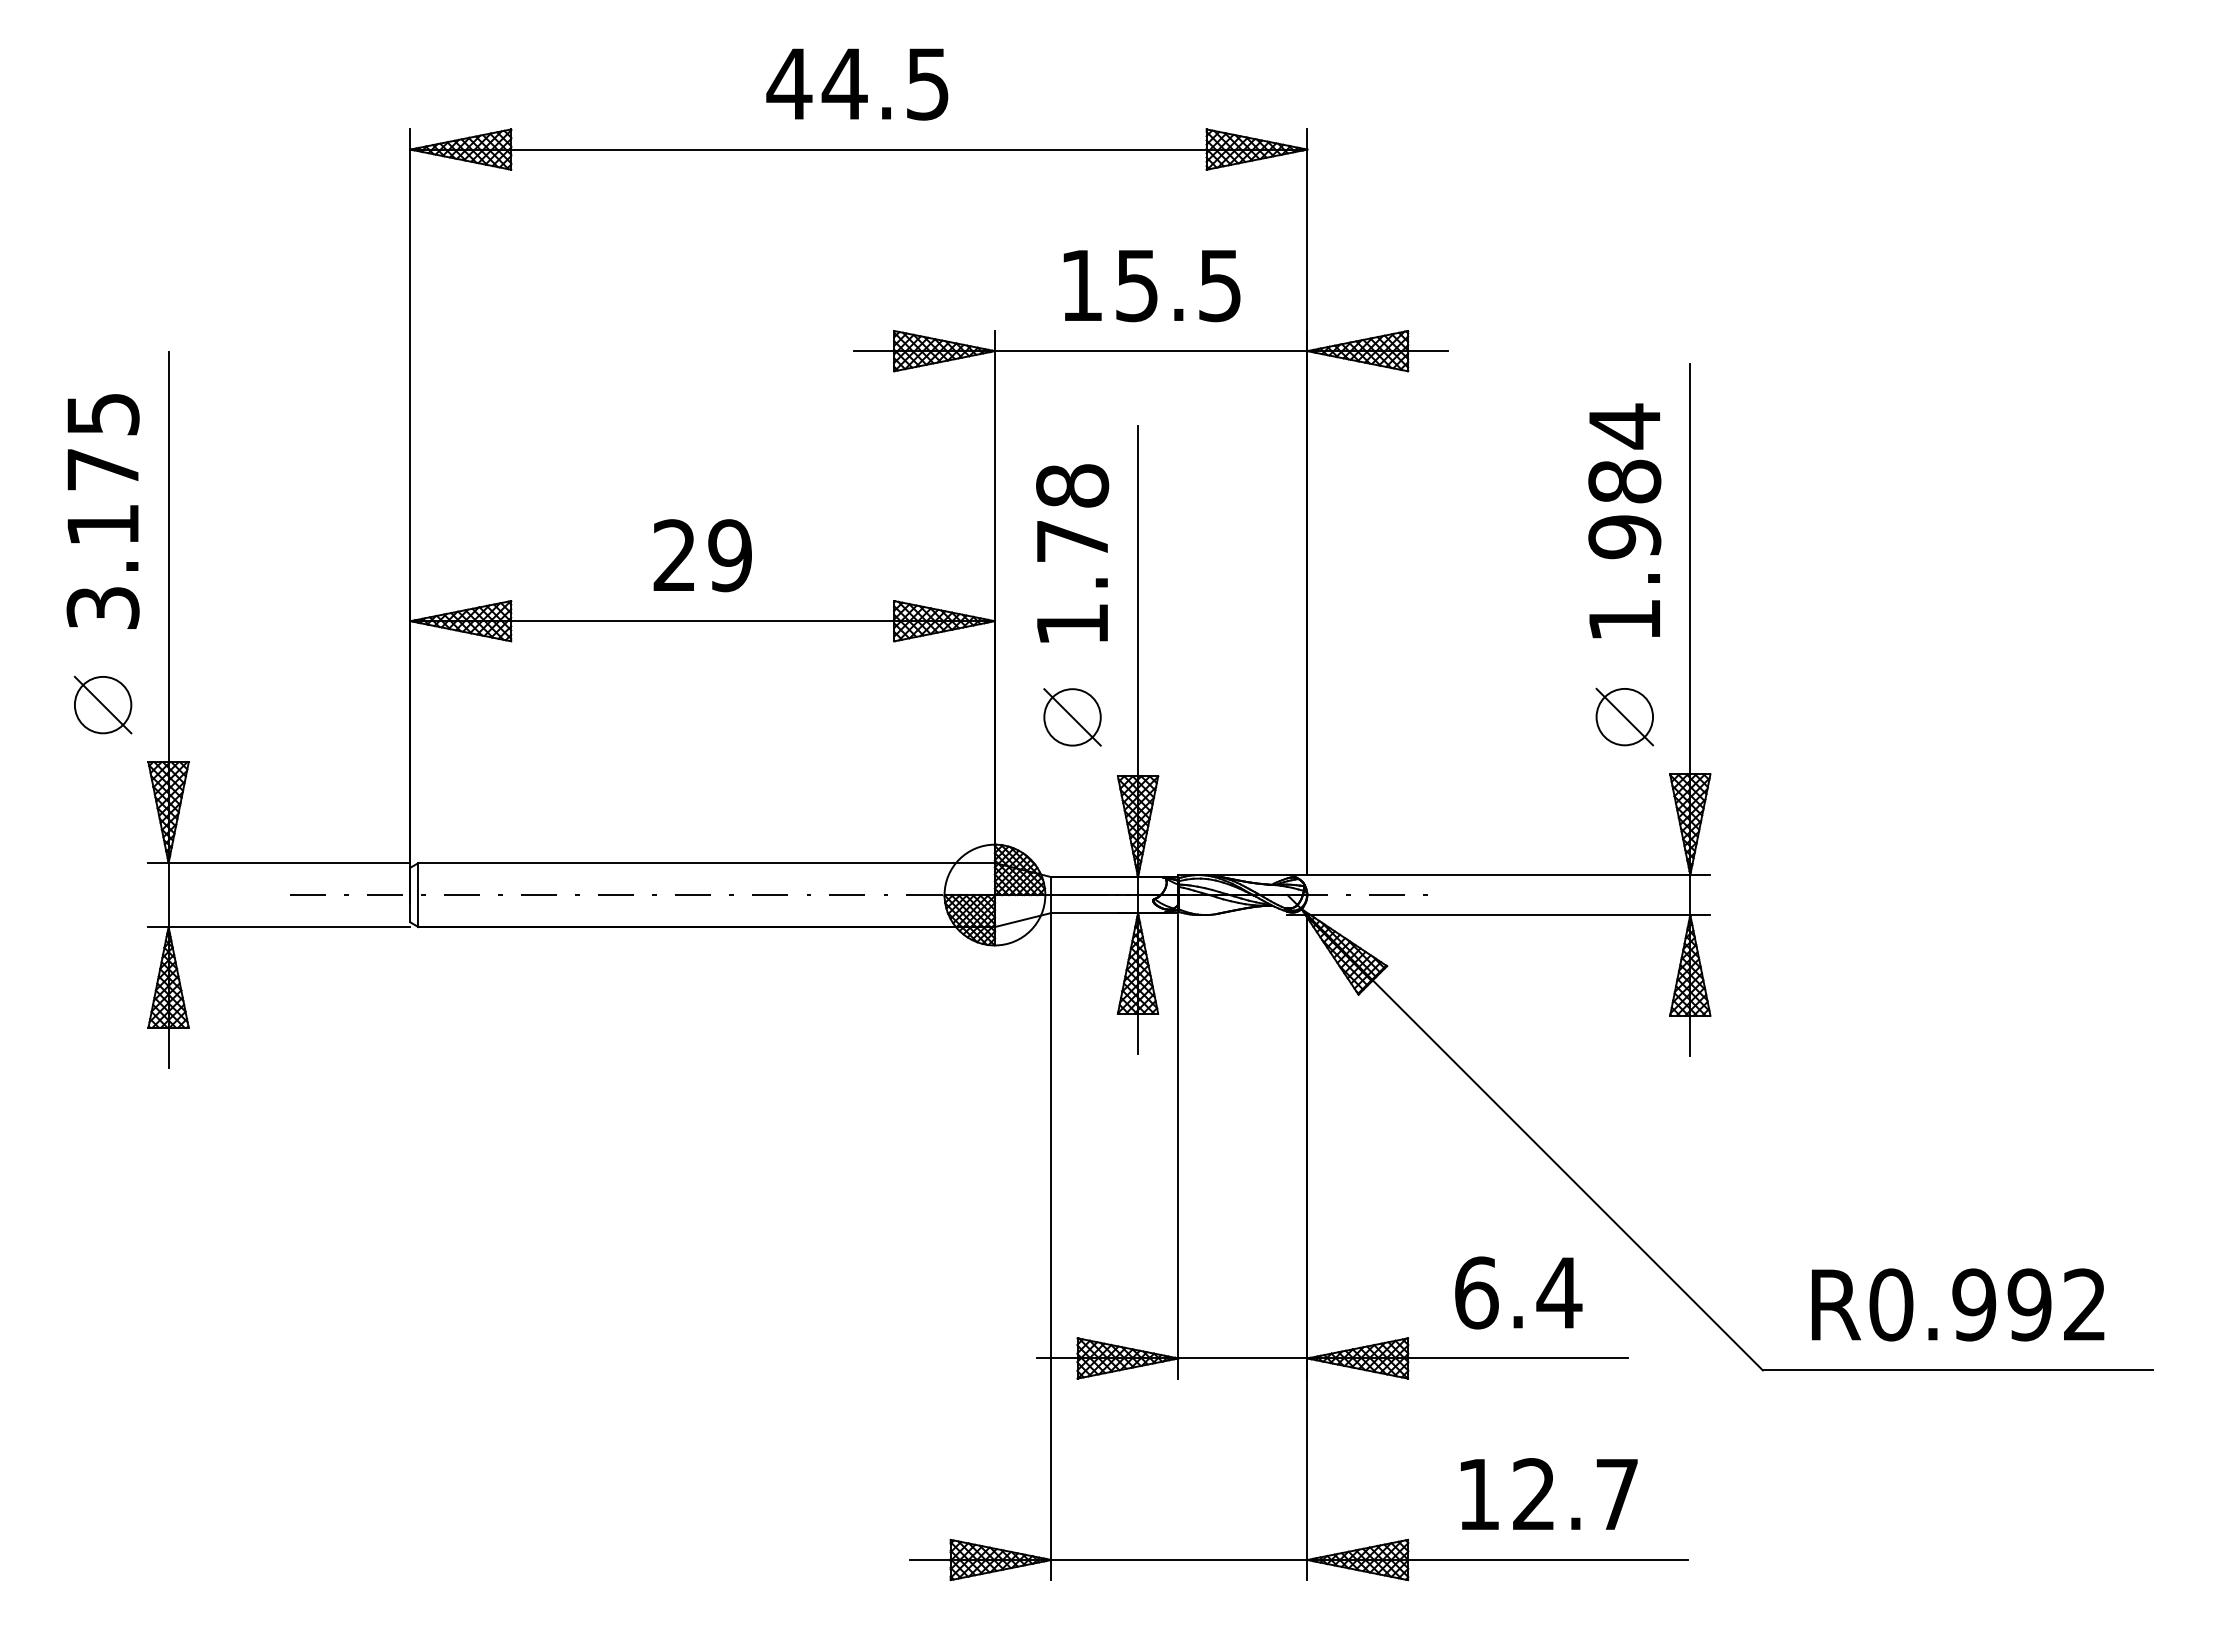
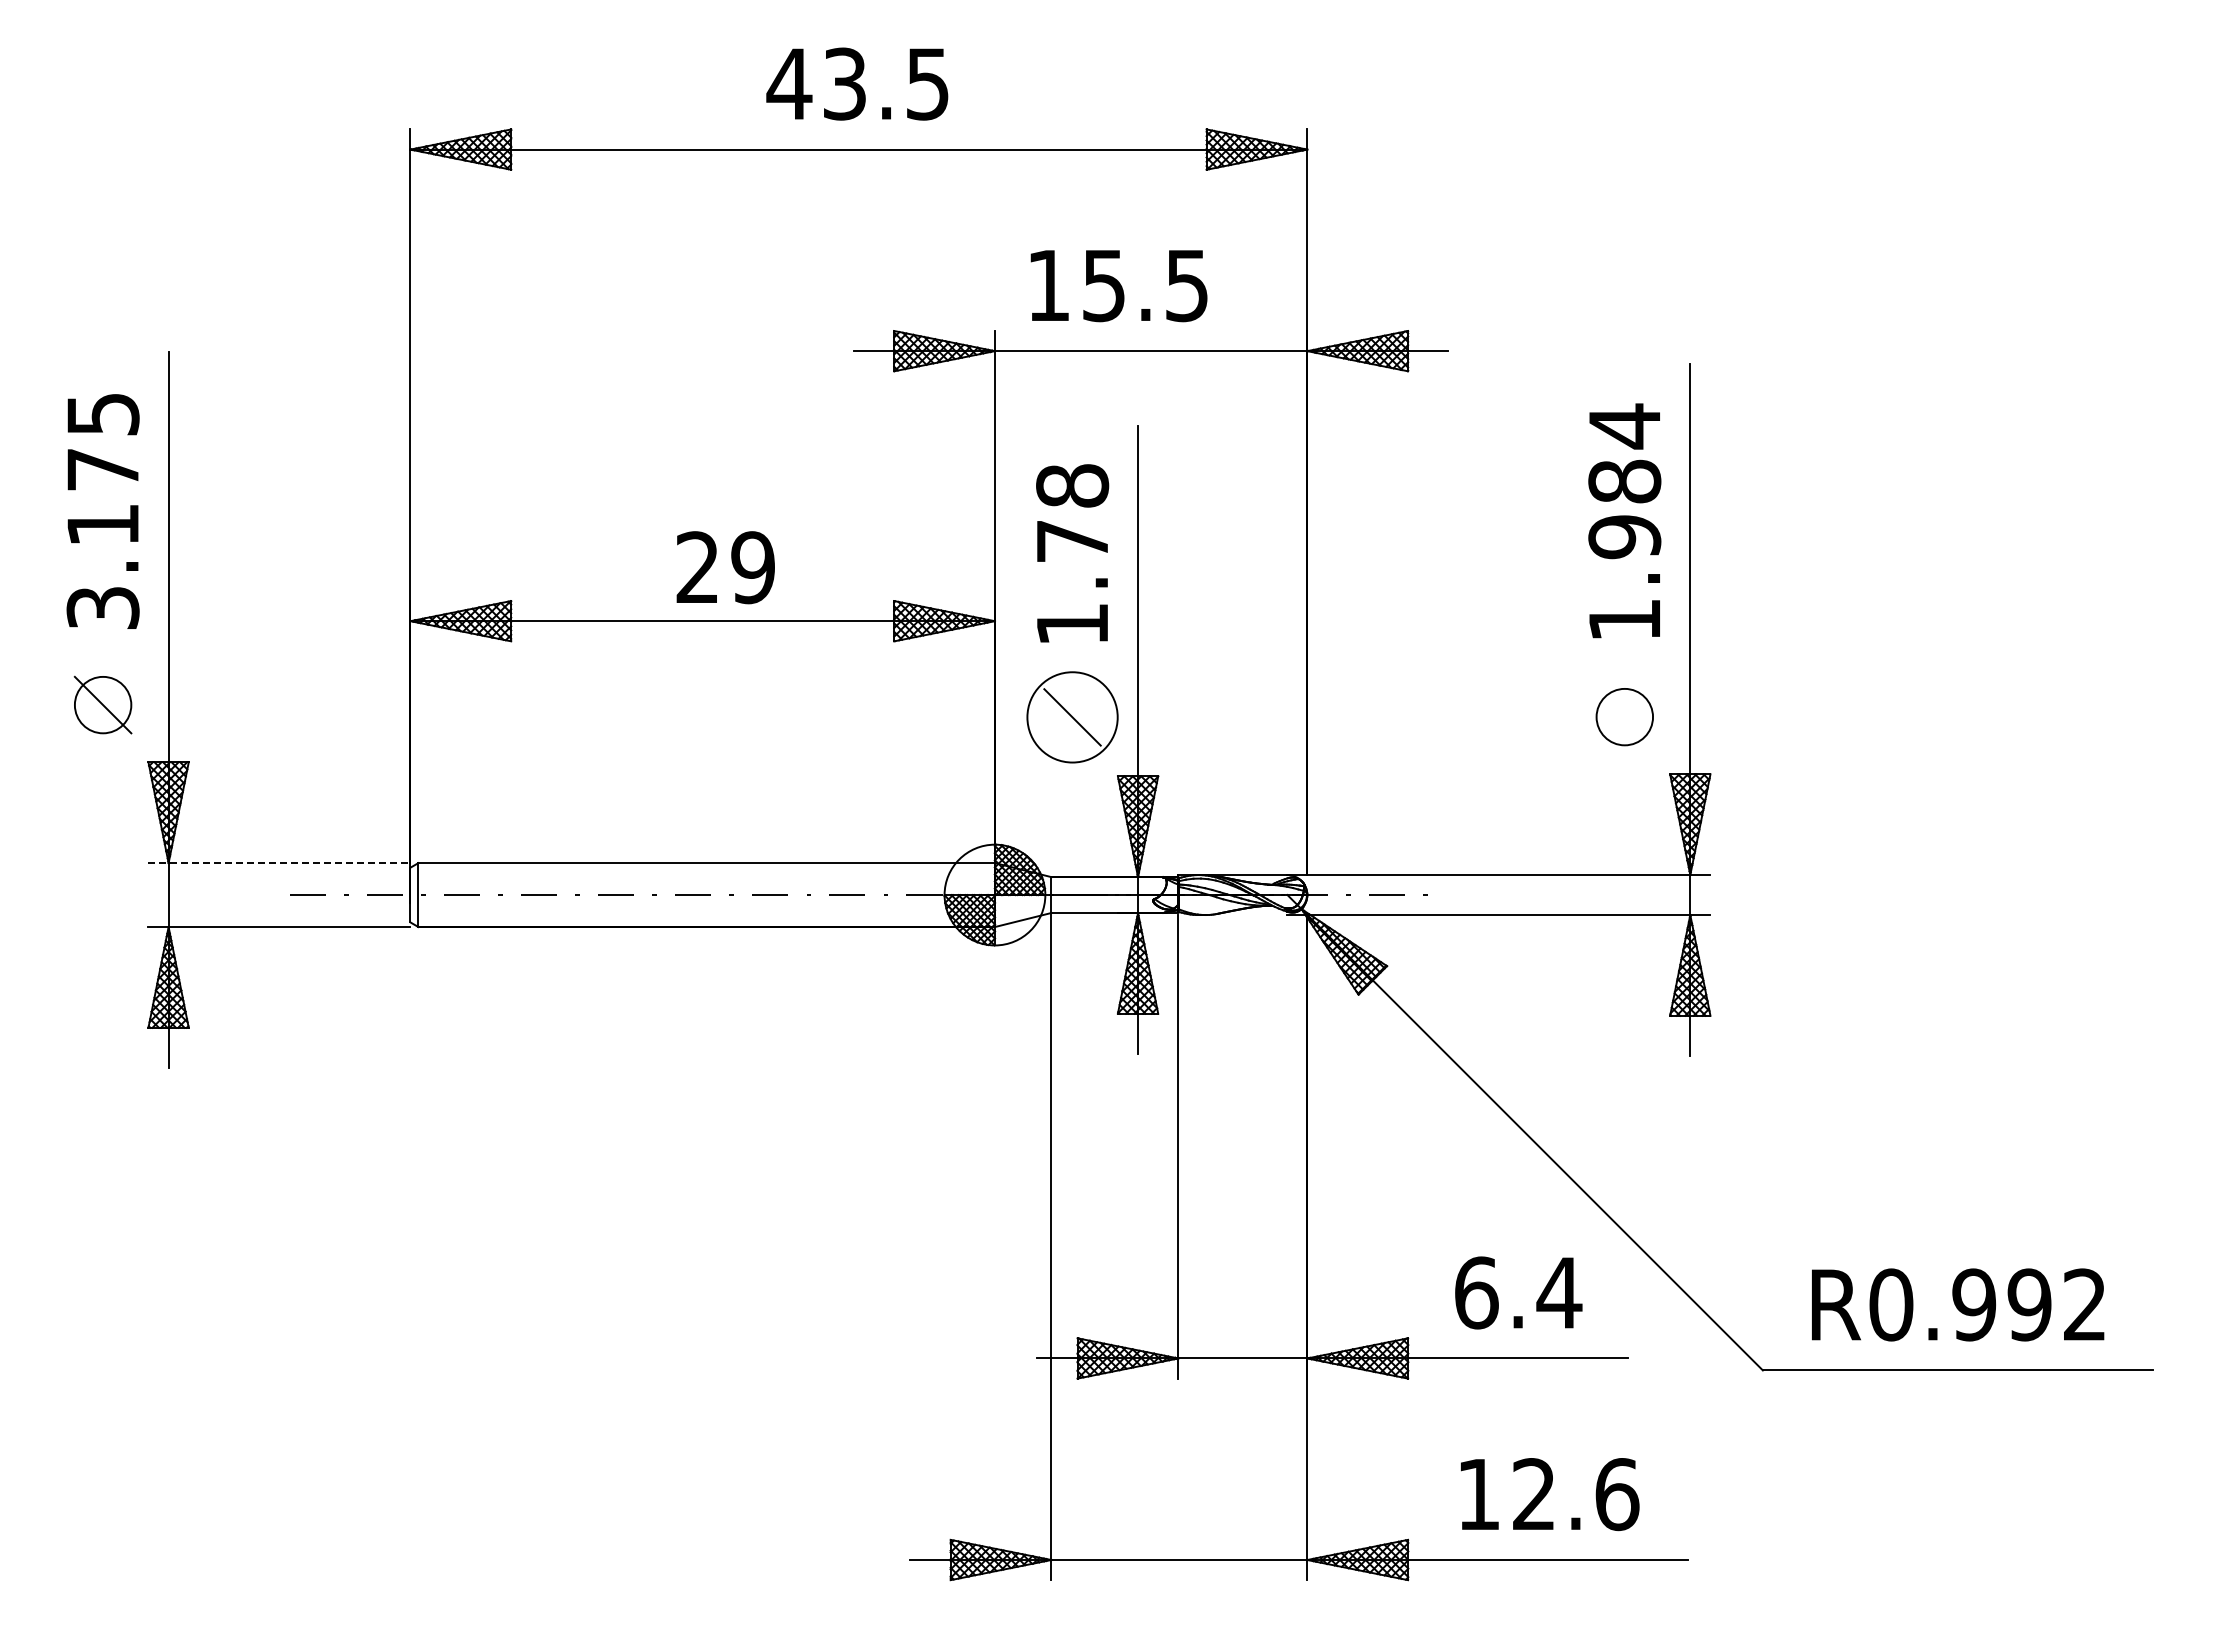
text: 44.5 -> 43.5 (844, 83)
text position: (1151, 286) -> (1118, 286) (1118, 286)
text position: (702, 555) -> (725, 567) (725, 567)
line: present -> none (1624, 716)
circle diameter: 56 px -> 90 px (1072, 717)
line: solid -> dashed (279, 863)
text: 12.7 -> 12.6 (1617, 1494)
